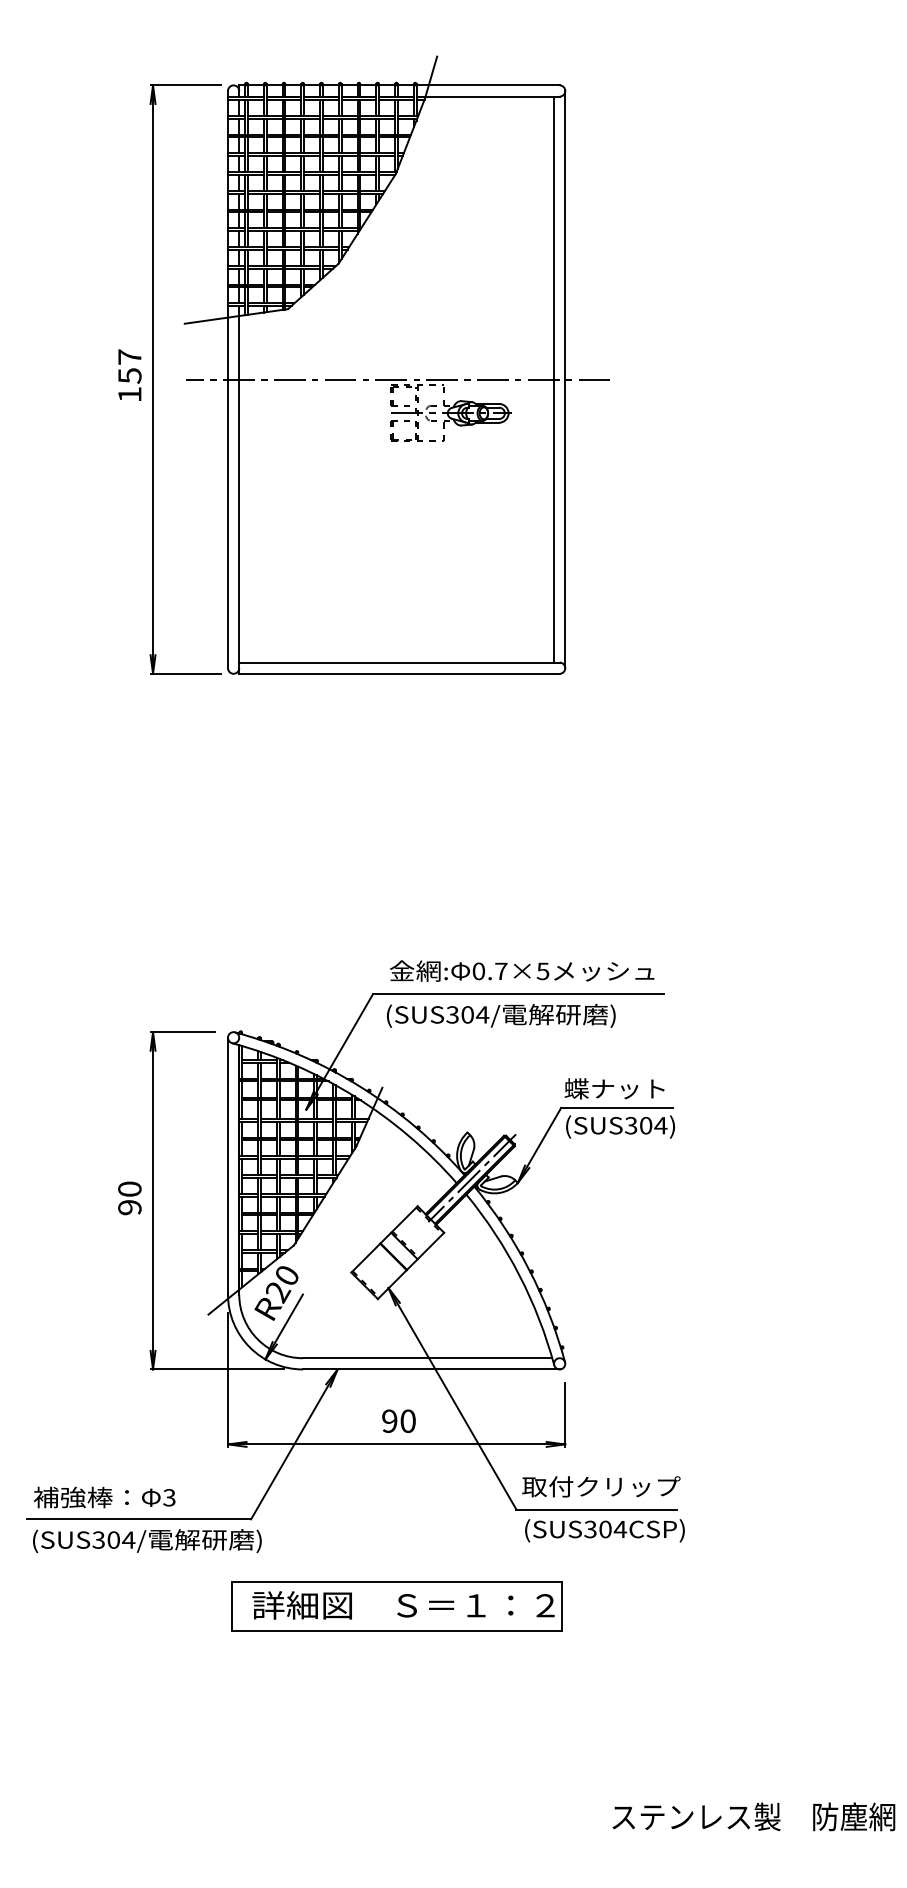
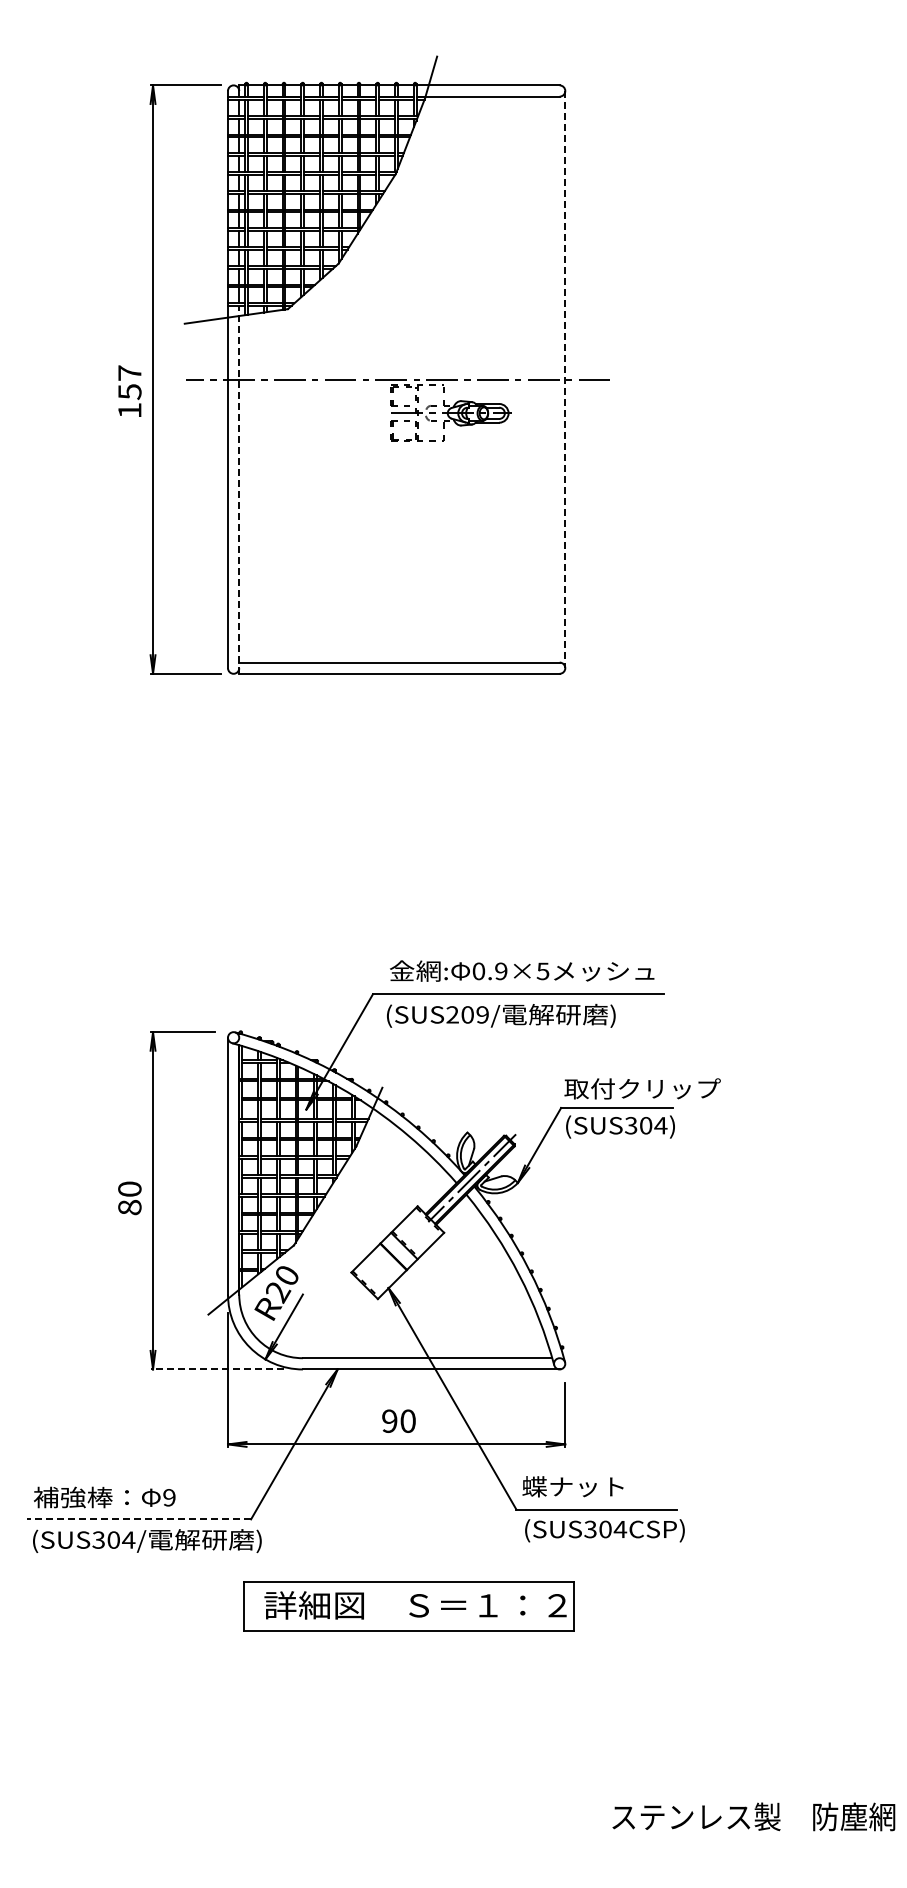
text position: (129, 374) -> (129, 390) (129, 390)
line: present -> none (554, 379)
line: solid -> dashed (565, 379)
line: solid -> dashed (239, 489)
text: 0.7×5 -> 0.9×5 (501, 971)
text: (SUS304/ -> (SUS209/ (467, 1014)
text: 蝶ナット -> 取付クリップ (642, 1088)
text: 90 -> 80 (129, 1207)
line: solid -> dashed (217, 1369)
text: 取付クリップ -> 蝶ナット (601, 1486)
text: 3 -> 9 (169, 1497)
line: solid -> dashed (139, 1519)
part position: (396, 1606) -> (408, 1606) (408, 1606)
